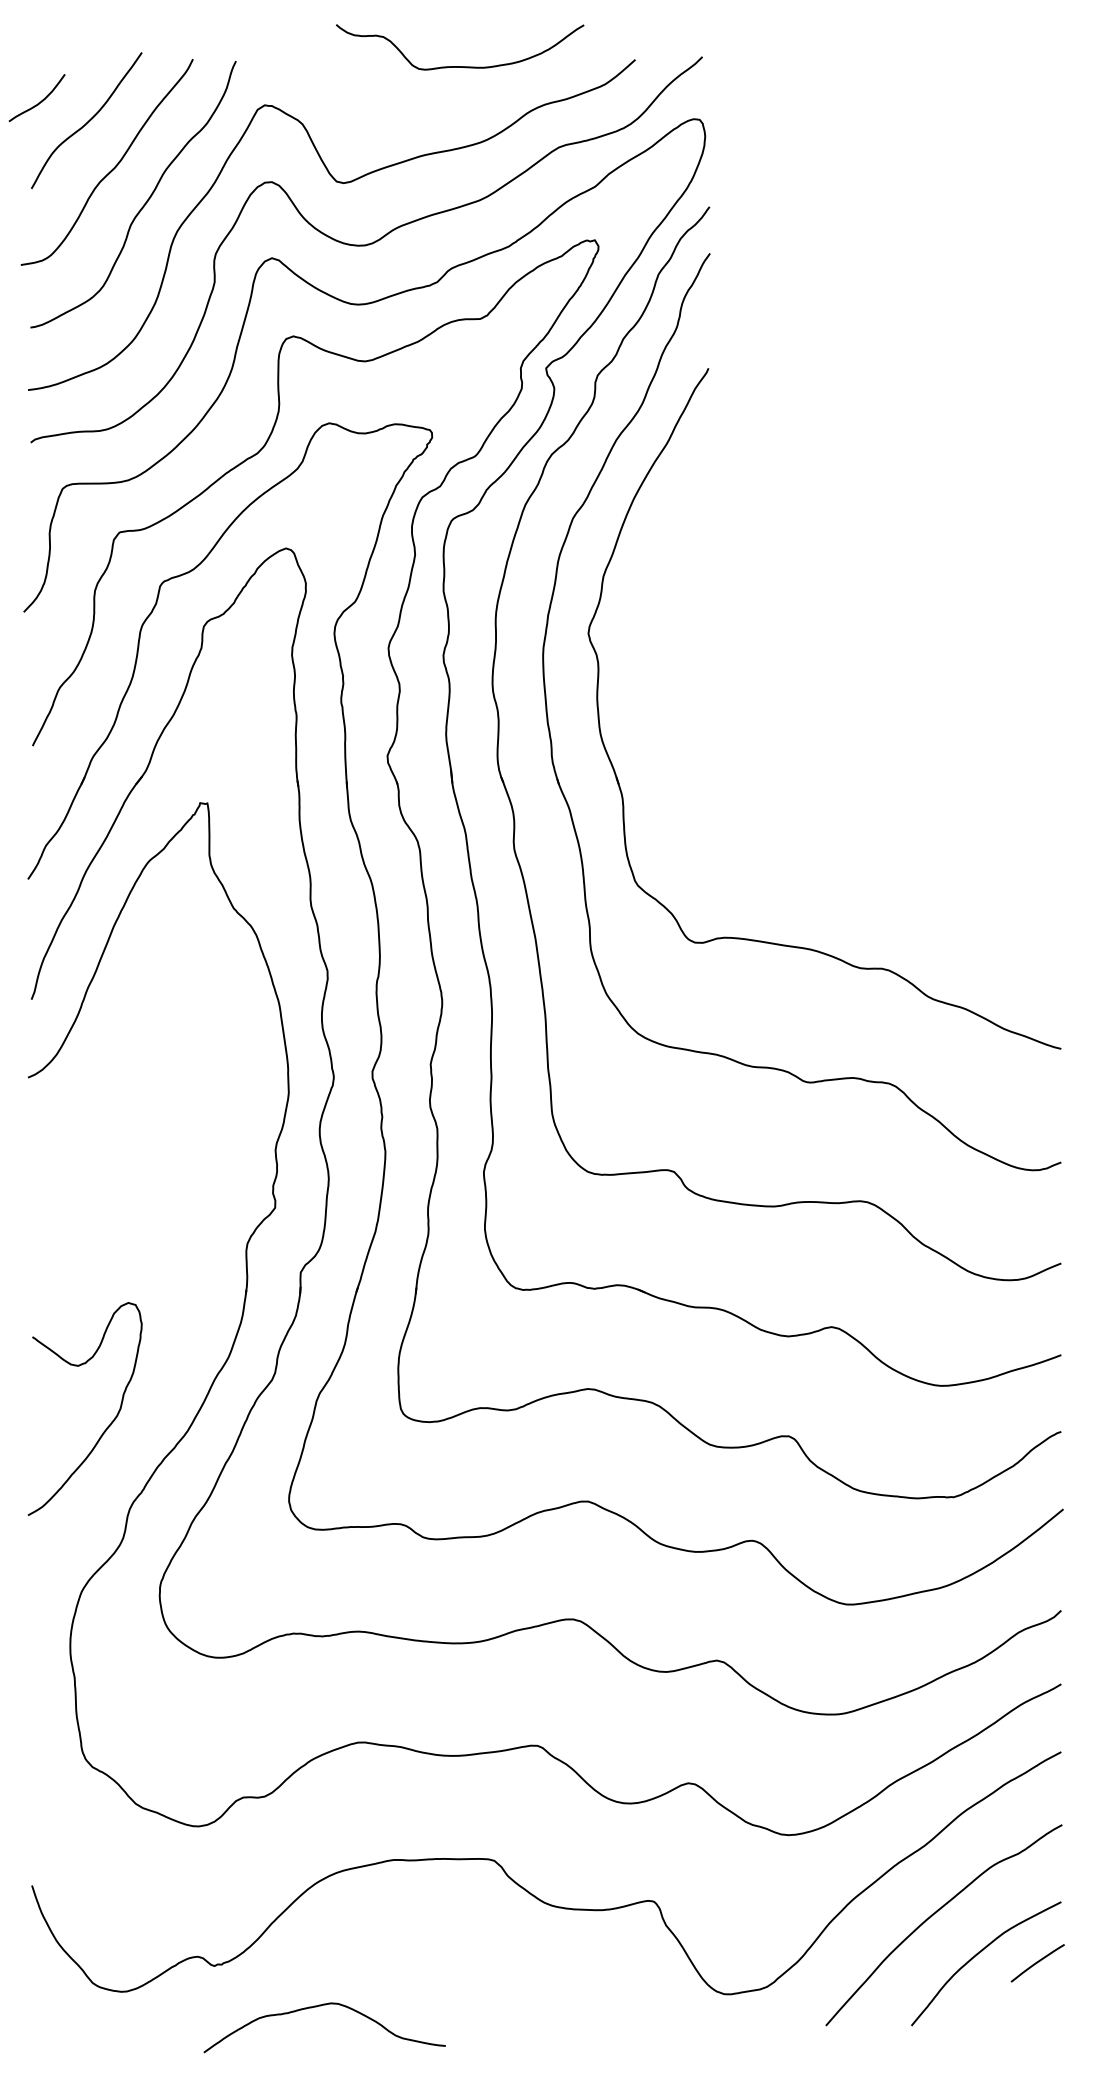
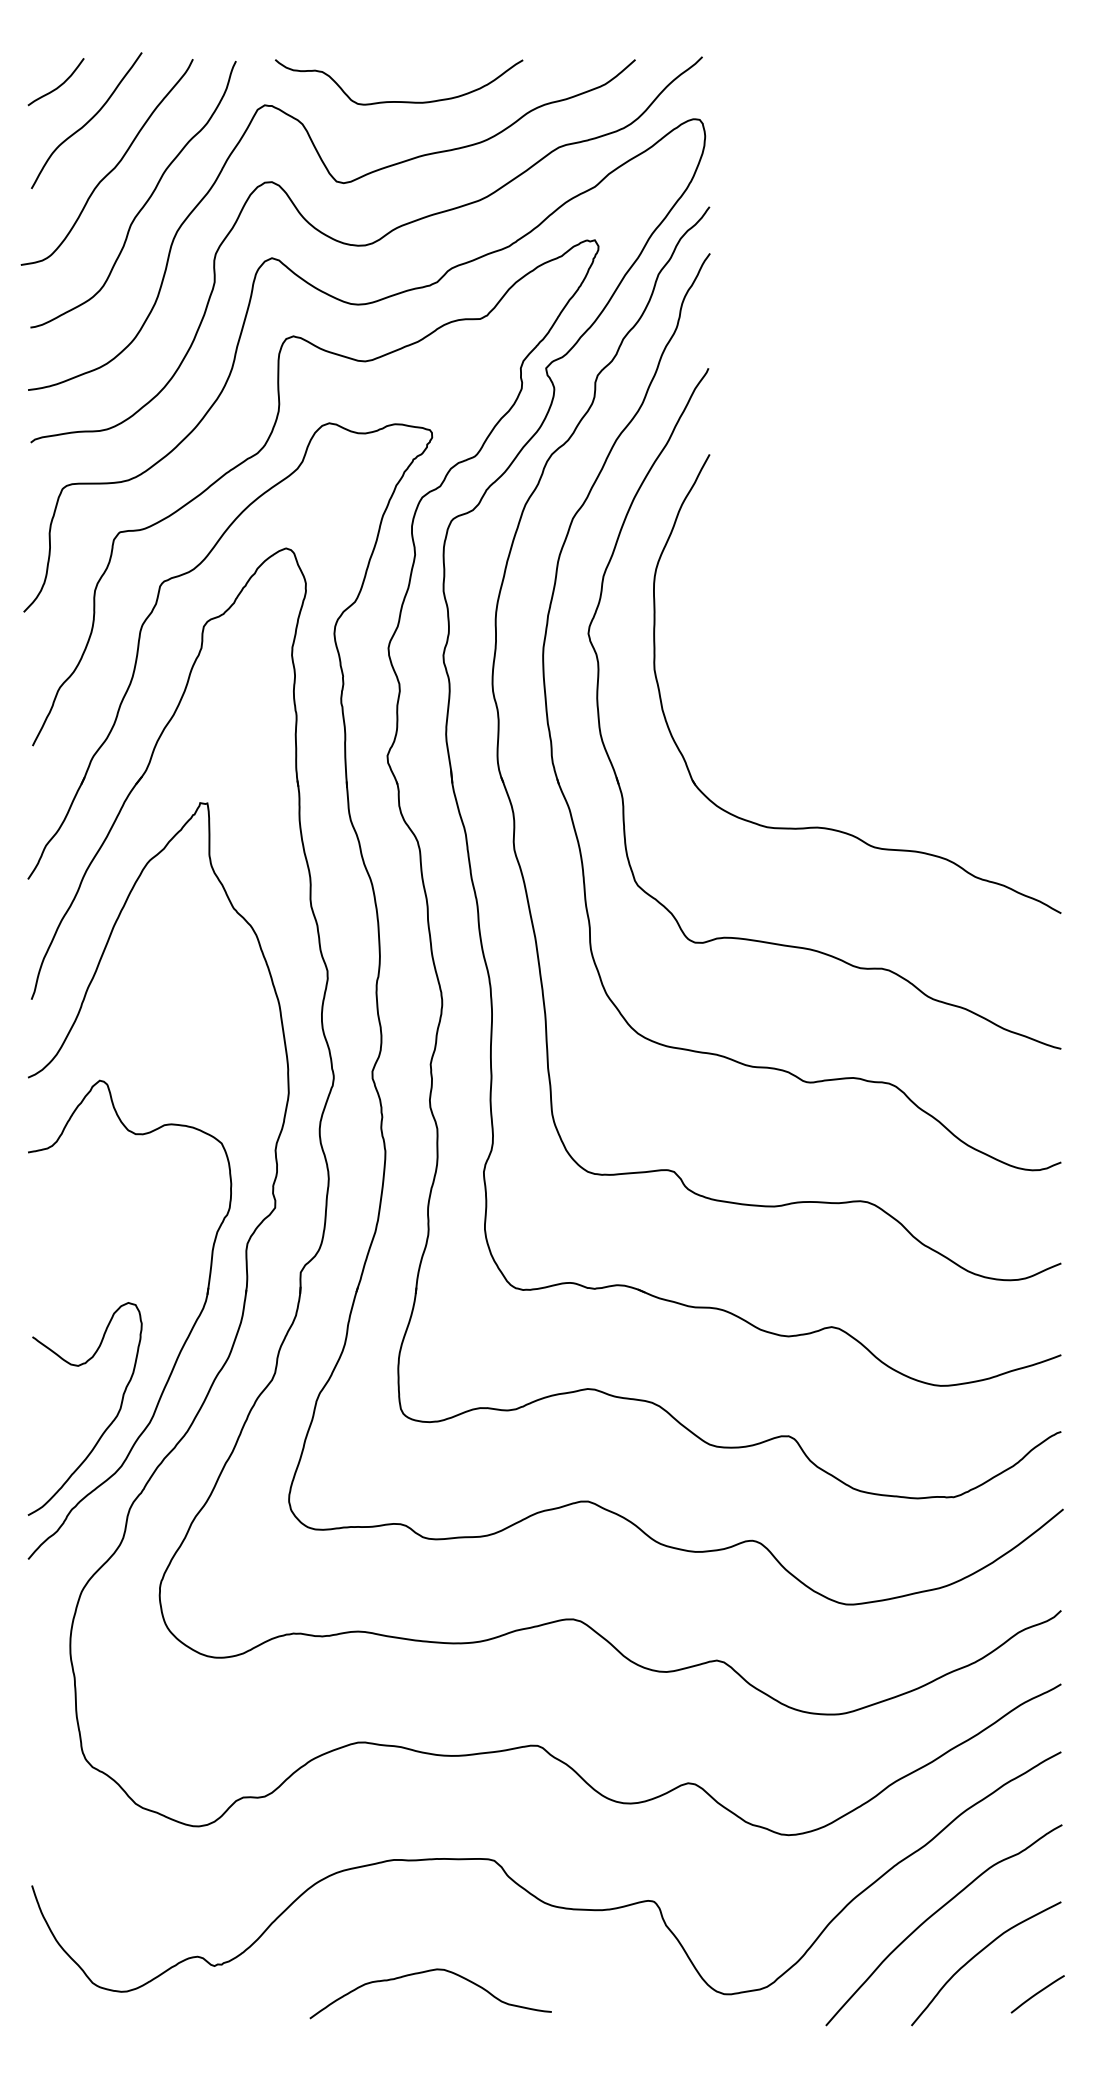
curve position: (460, 66) -> (399, 101) (399, 101)
curve position: (38, 102) -> (57, 86) (57, 86)
part: none -> present (827, 827)
part: none -> present (182, 1345)
curve position: (1037, 1963) -> (1037, 1994) (1037, 1994)
curve position: (321, 2006) -> (427, 1972) (427, 1972)
